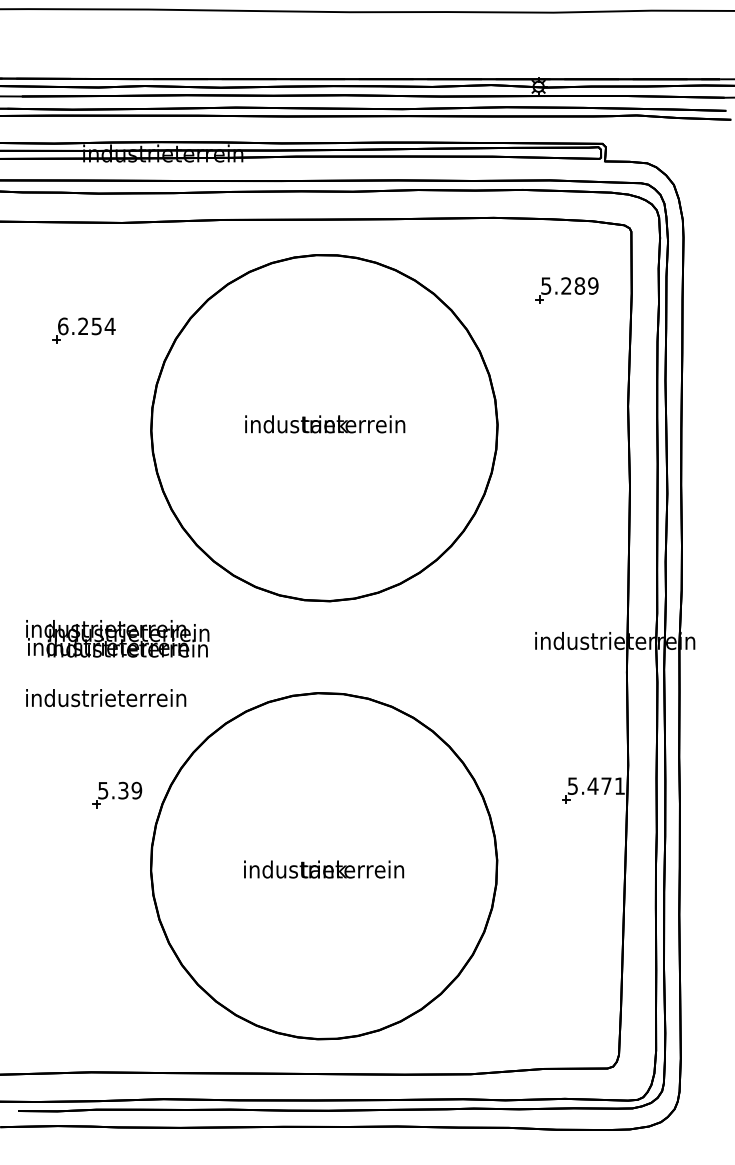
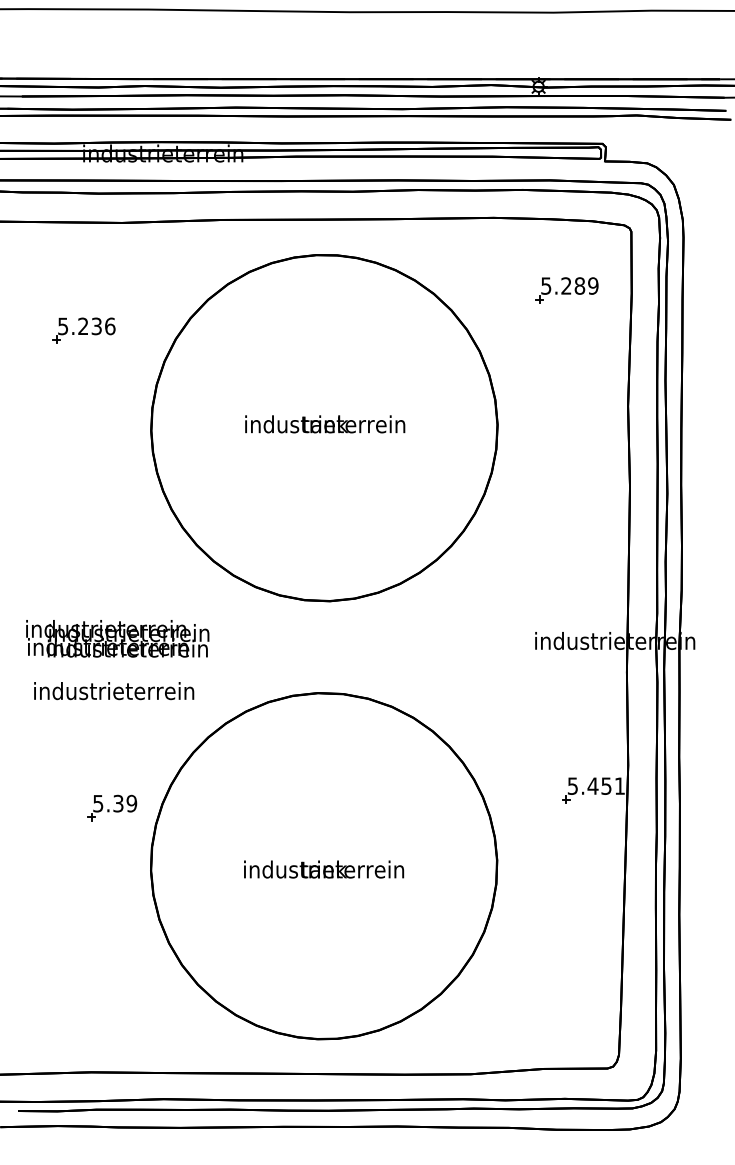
text: 6.254 -> 5.236 (86, 326)
text position: (106, 698) -> (114, 691) (114, 691)
text: 5.471 -> 5.451 (606, 785)
part position: (117, 794) -> (112, 807) (112, 807)
